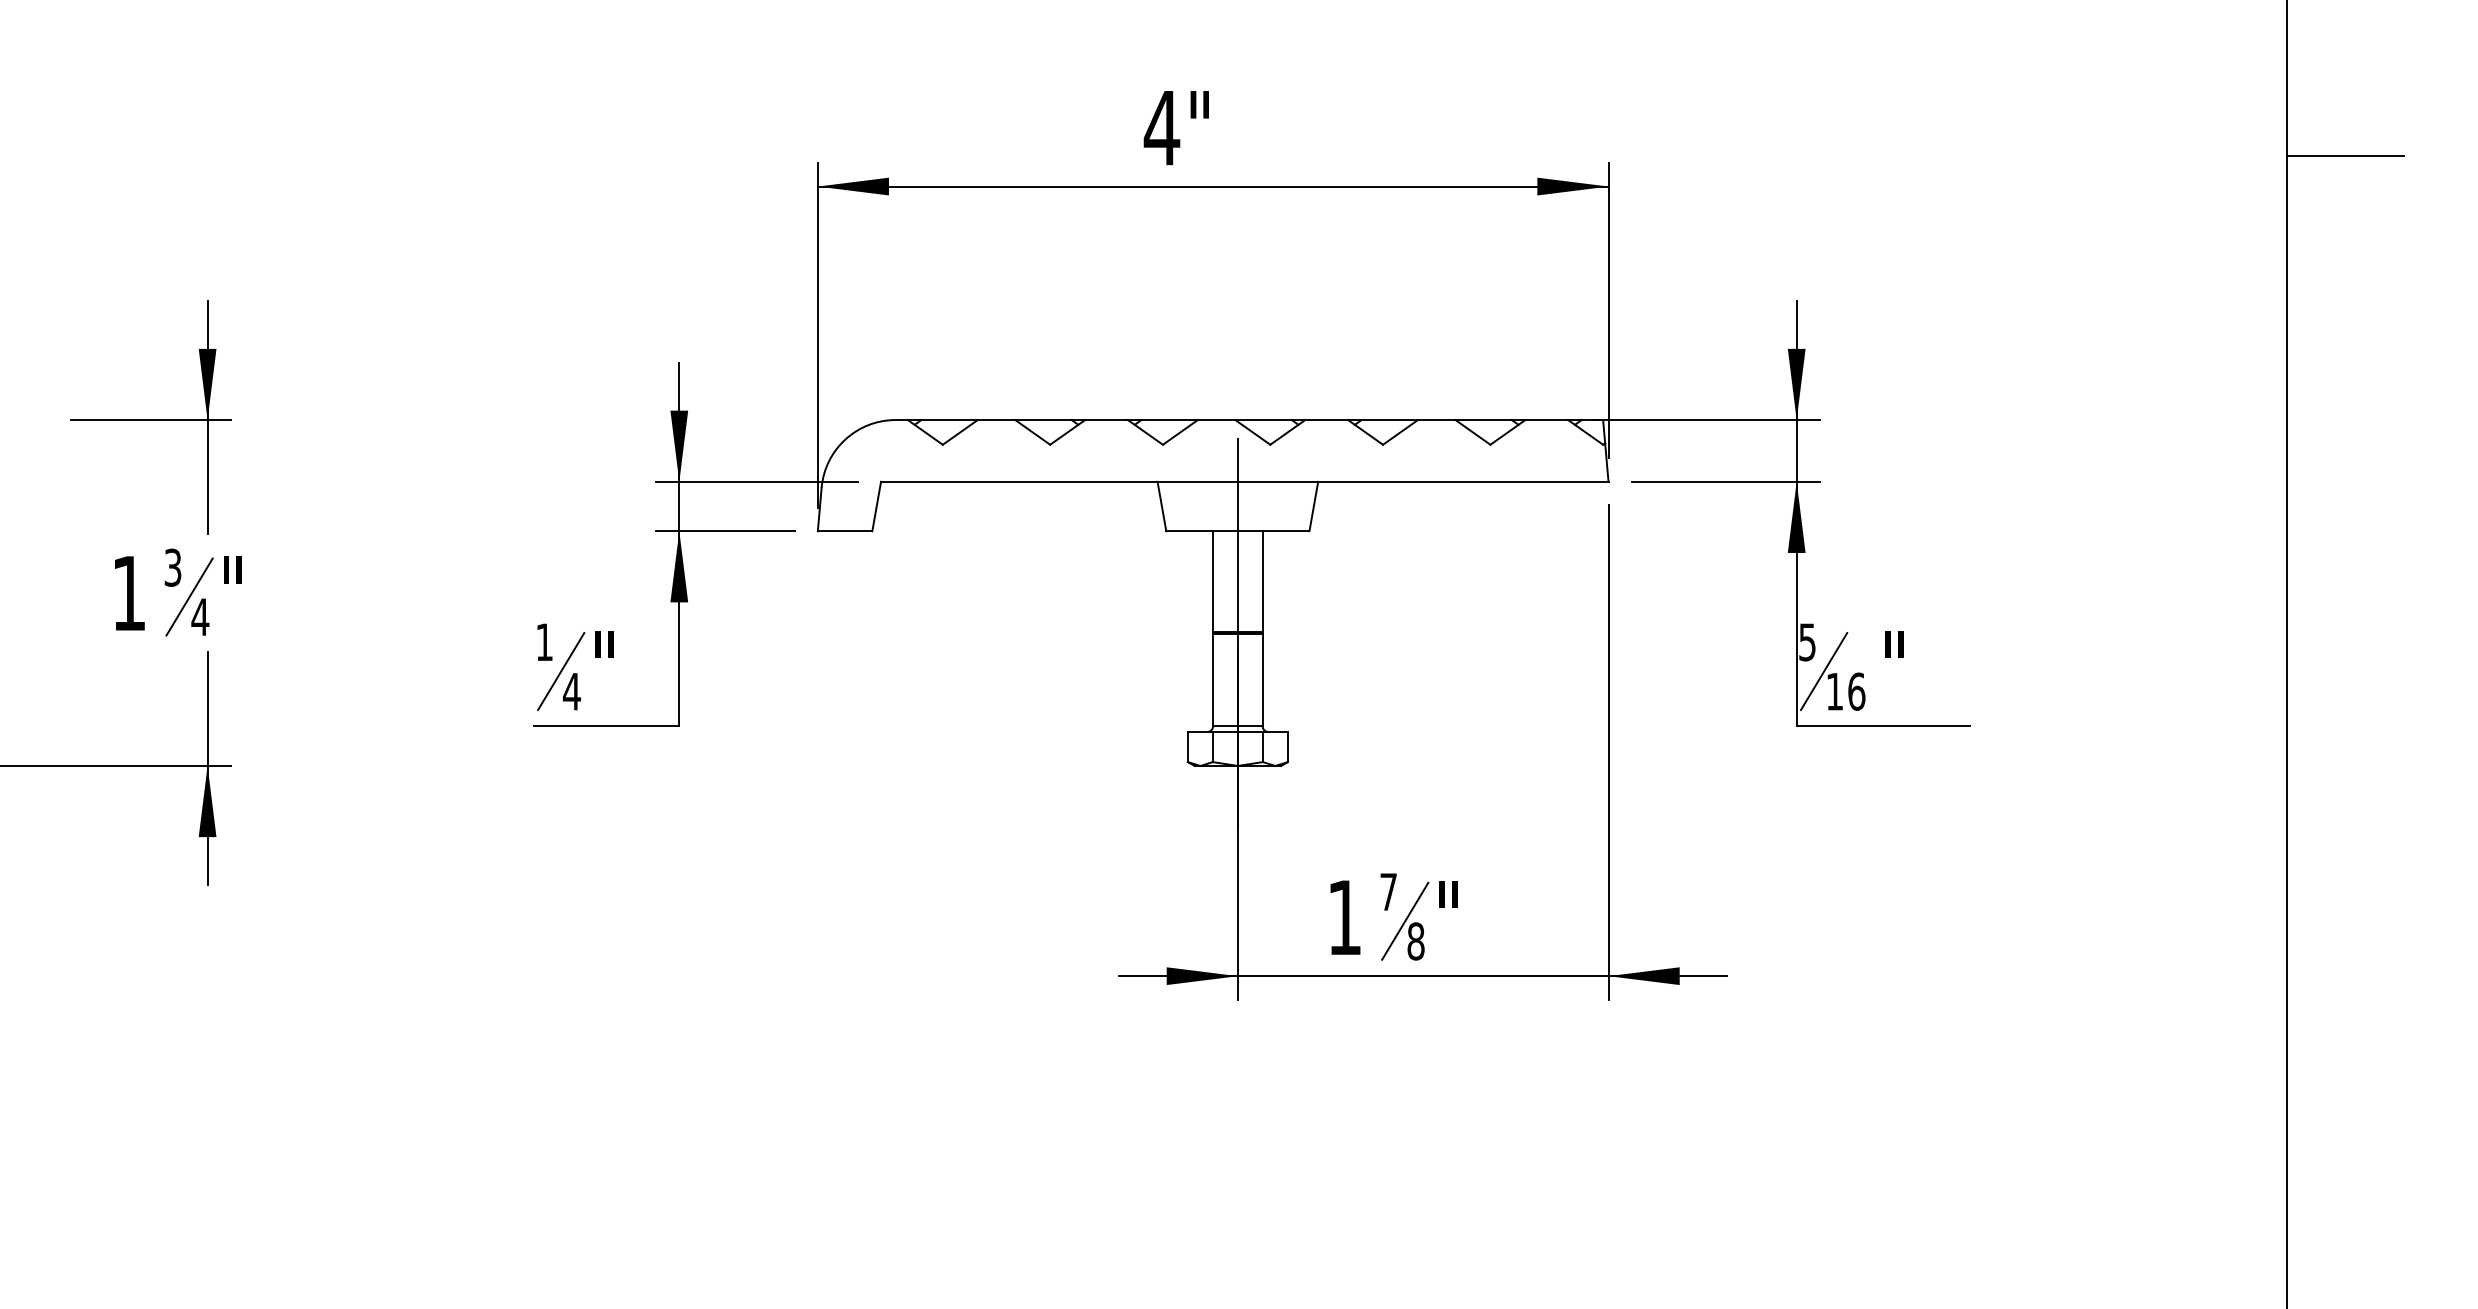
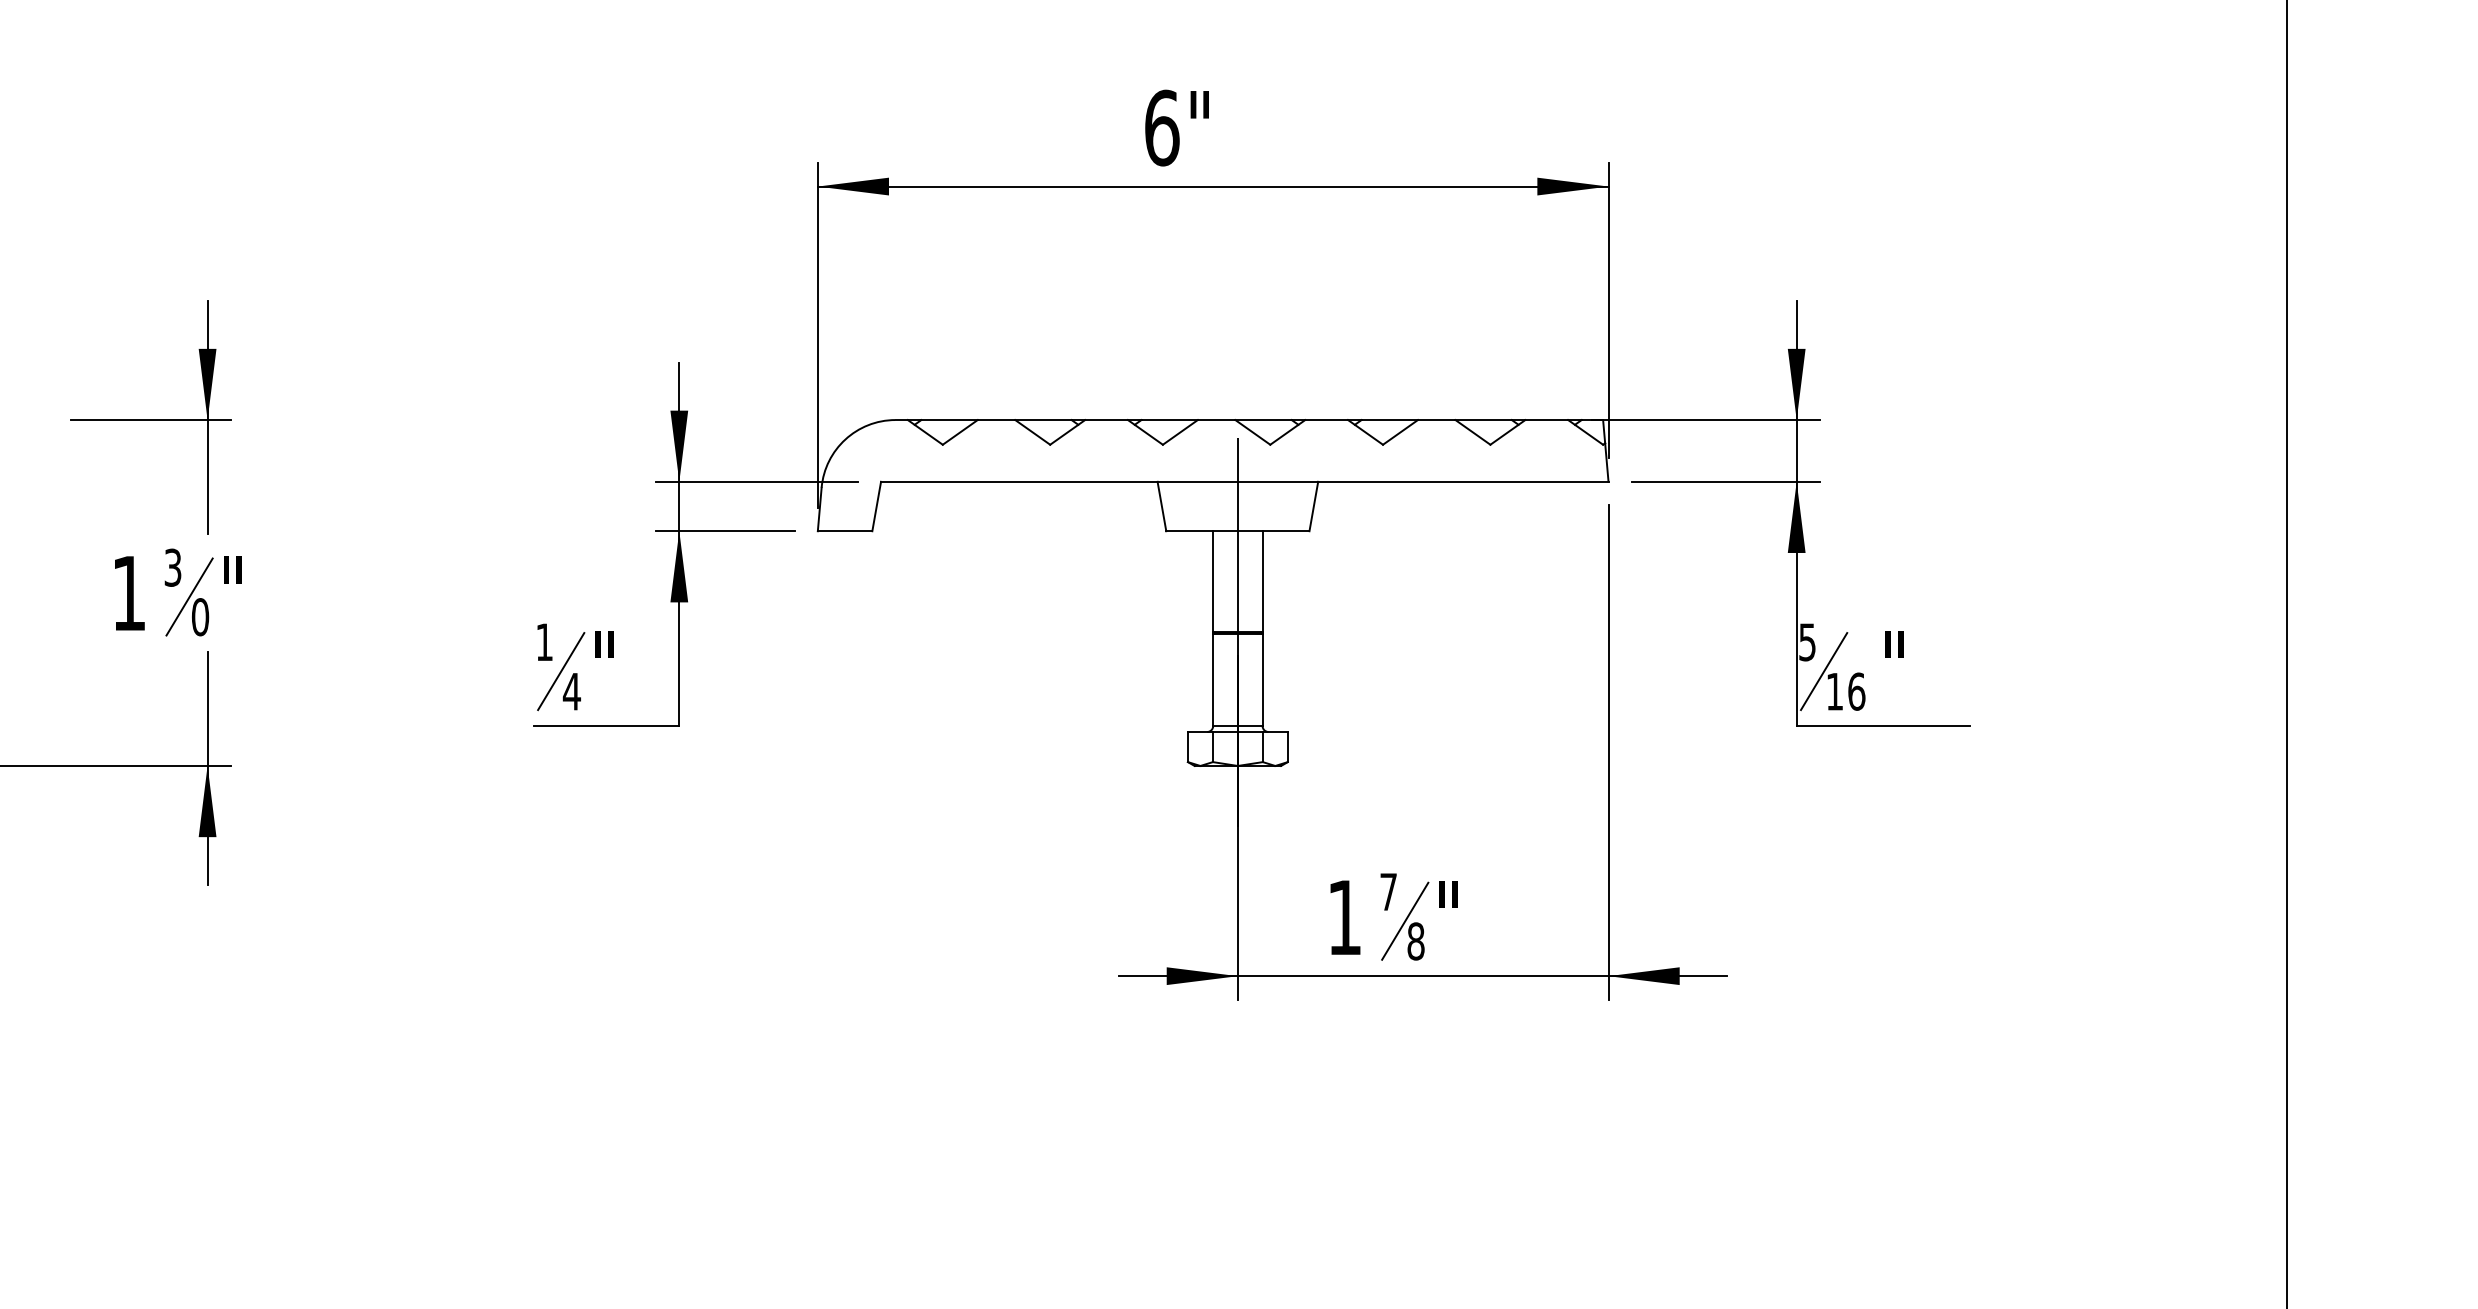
text: 4" -> 6" (1161, 127)
line: present -> none (2344, 155)
text: 4 -> 0 (200, 617)
